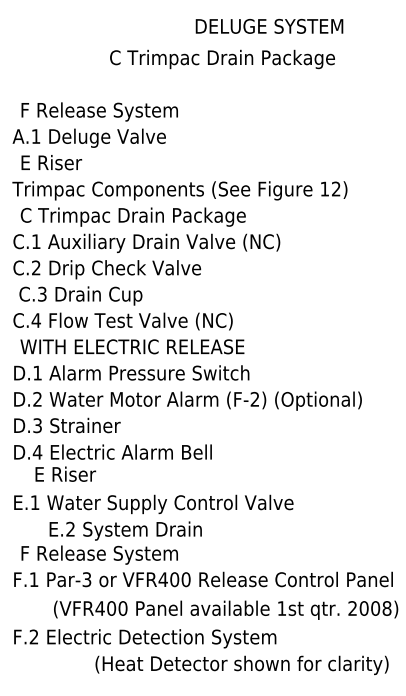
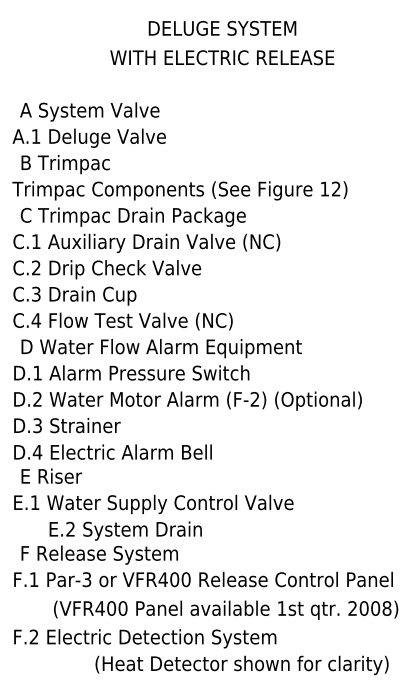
text position: (269, 26) -> (222, 28) (222, 28)
text: C Trimpac Drain Package -> WITH ELECTRIC RELEASE (222, 59)
text: F Release System -> A System Valve (98, 111)
text: E Riser -> B Trimpac (68, 164)
text position: (80, 295) -> (74, 295) (74, 295)
text: WITH ELECTRIC RELEASE -> D Water Flow Alarm Equipment (160, 348)
text position: (65, 473) -> (51, 475) (51, 475)
